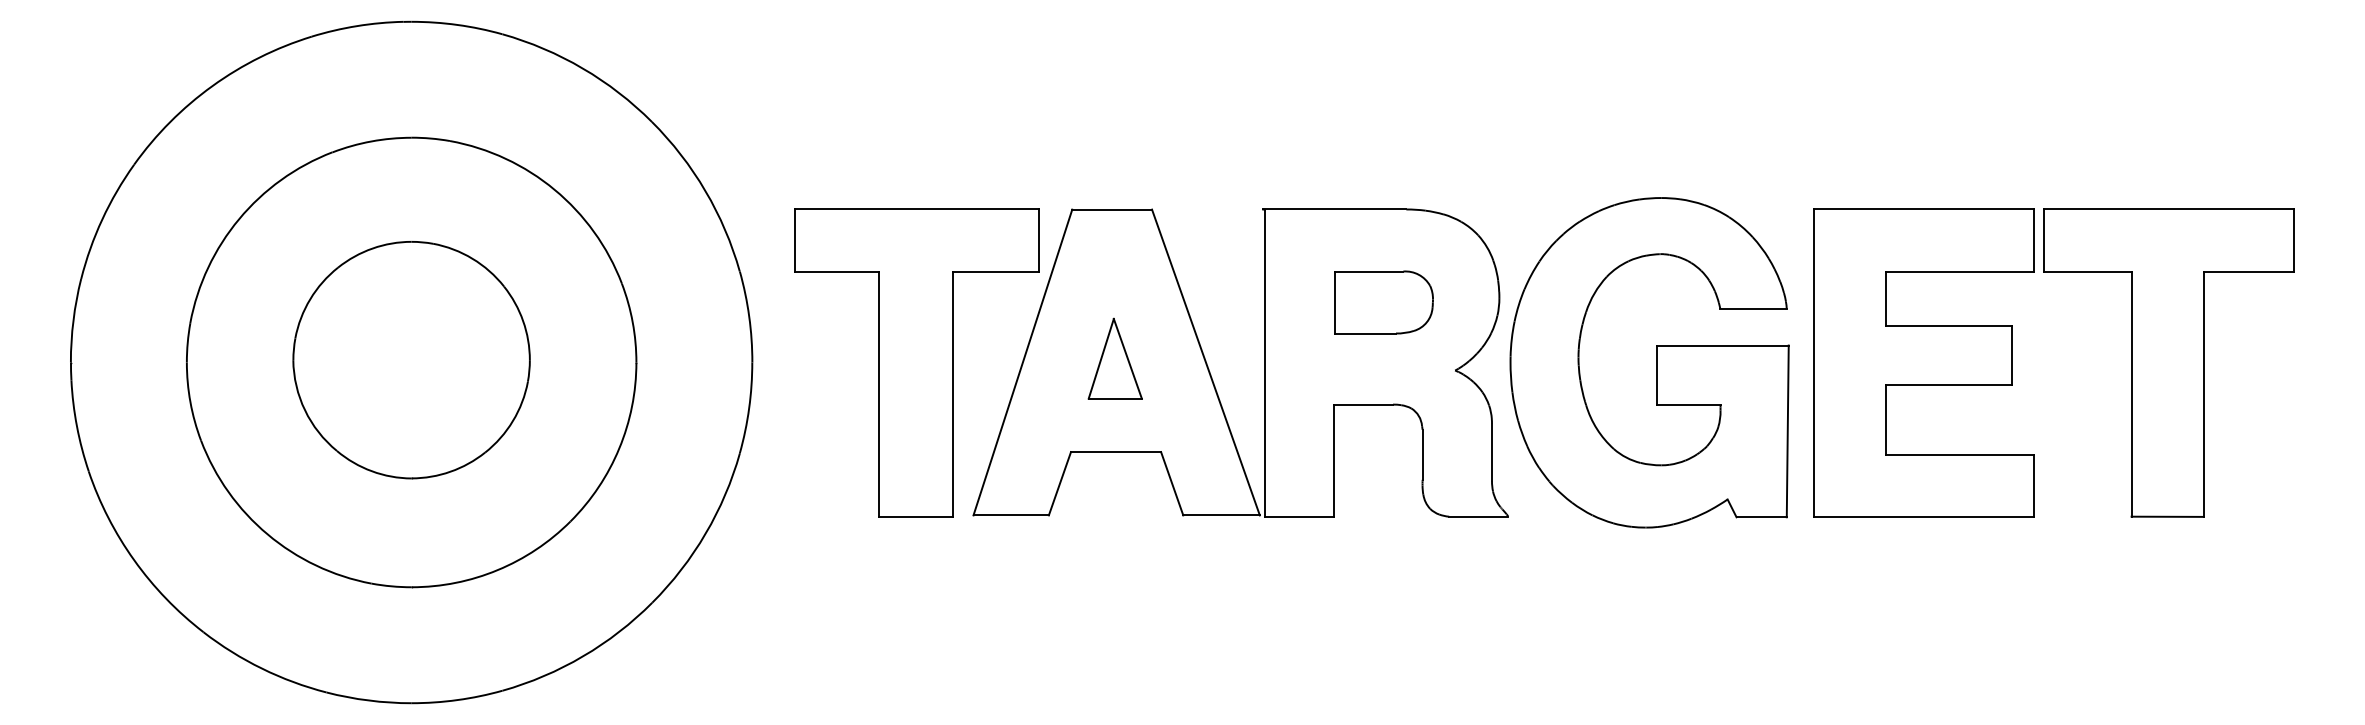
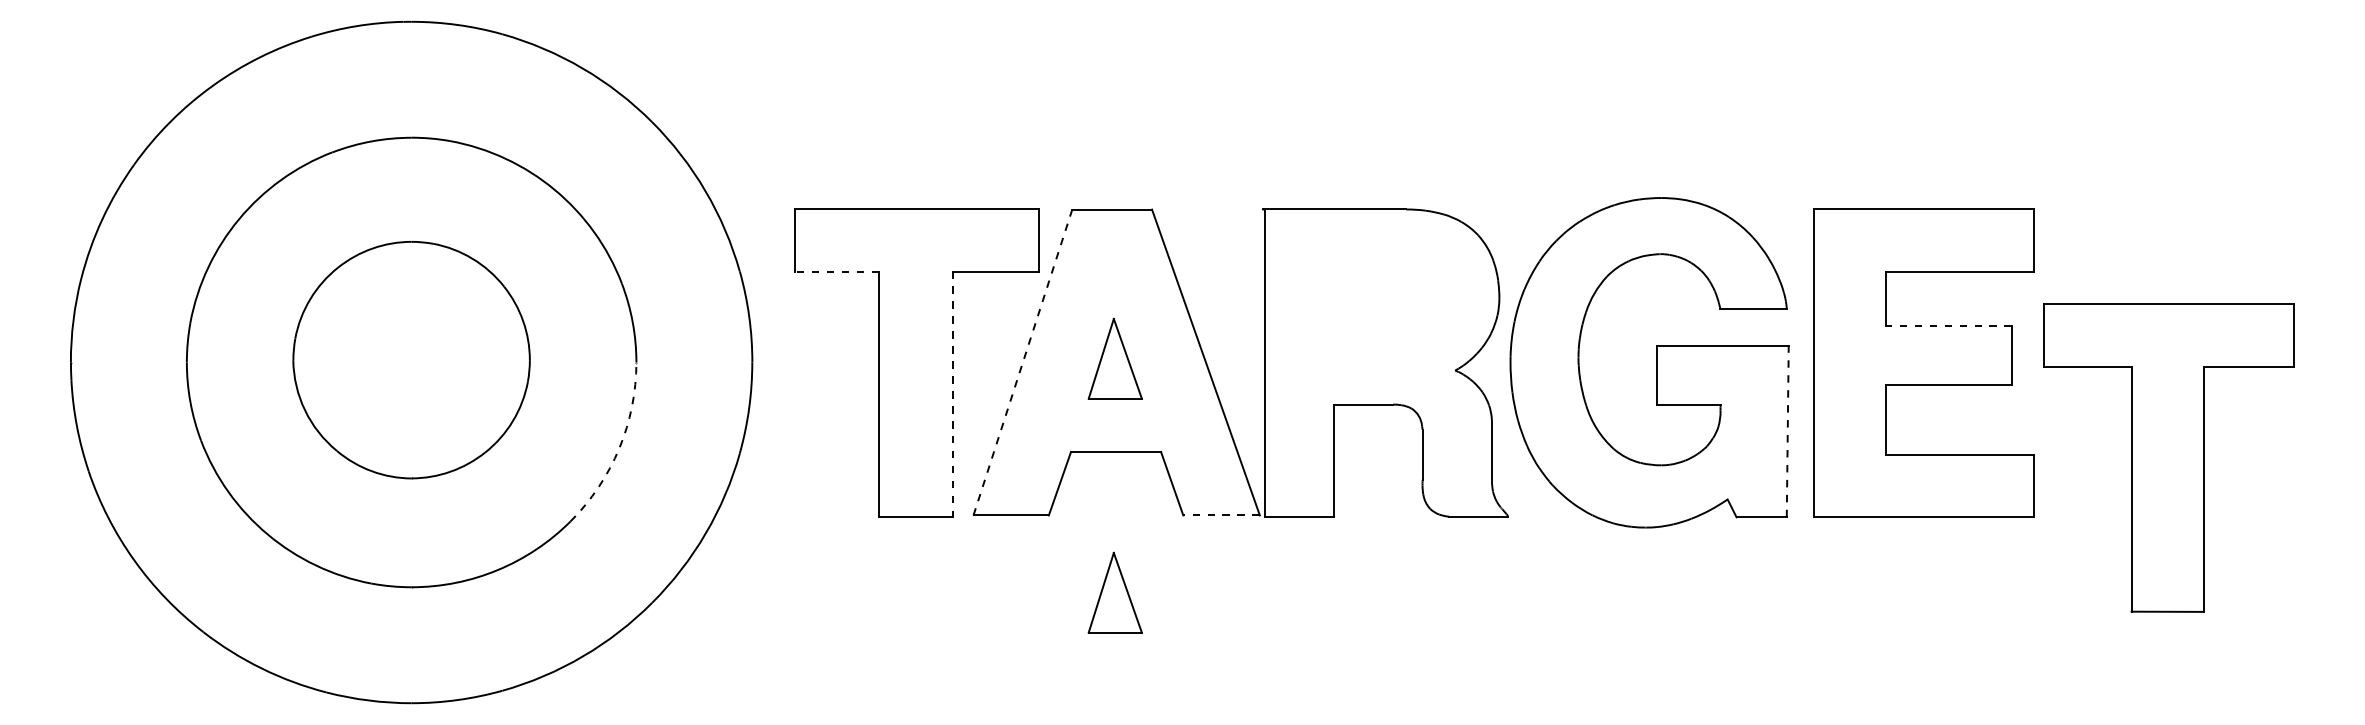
line: solid -> dashed (836, 271)
part: present -> none (1383, 302)
line: solid -> dashed (1949, 326)
line: solid -> dashed (1022, 362)
part position: (2168, 362) -> (2168, 457) (2168, 457)
line: solid -> dashed (952, 394)
line: solid -> dashed (1787, 431)
arc: solid -> dashed (619, 448)
line: solid -> dashed (1221, 515)
part: none -> present (1114, 592)
